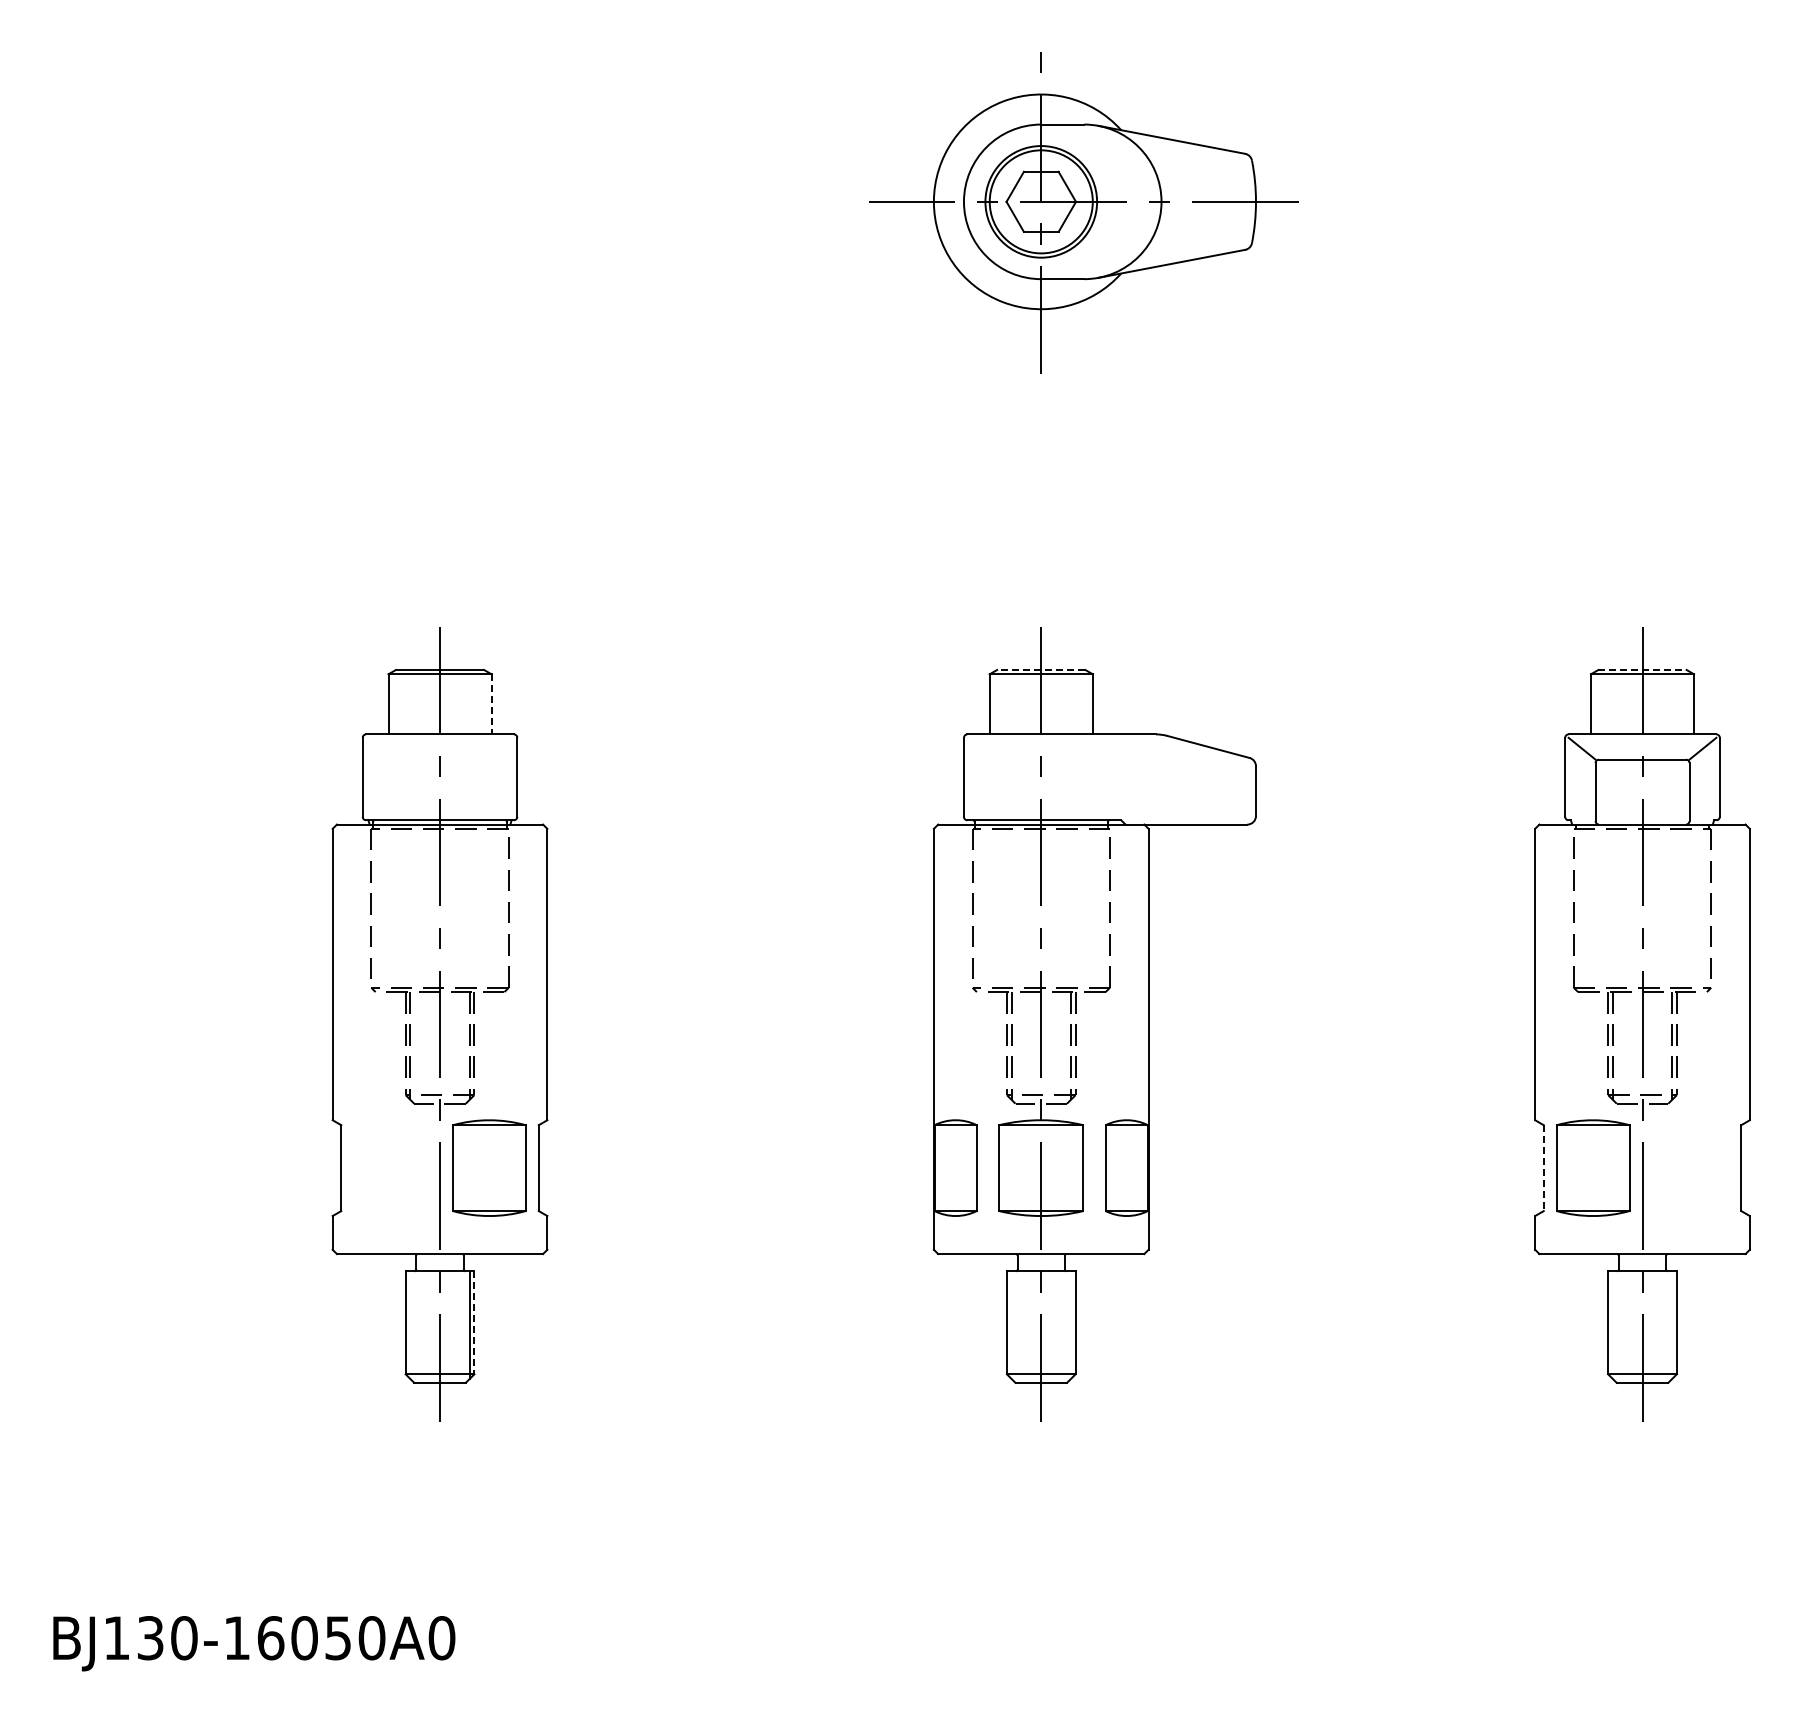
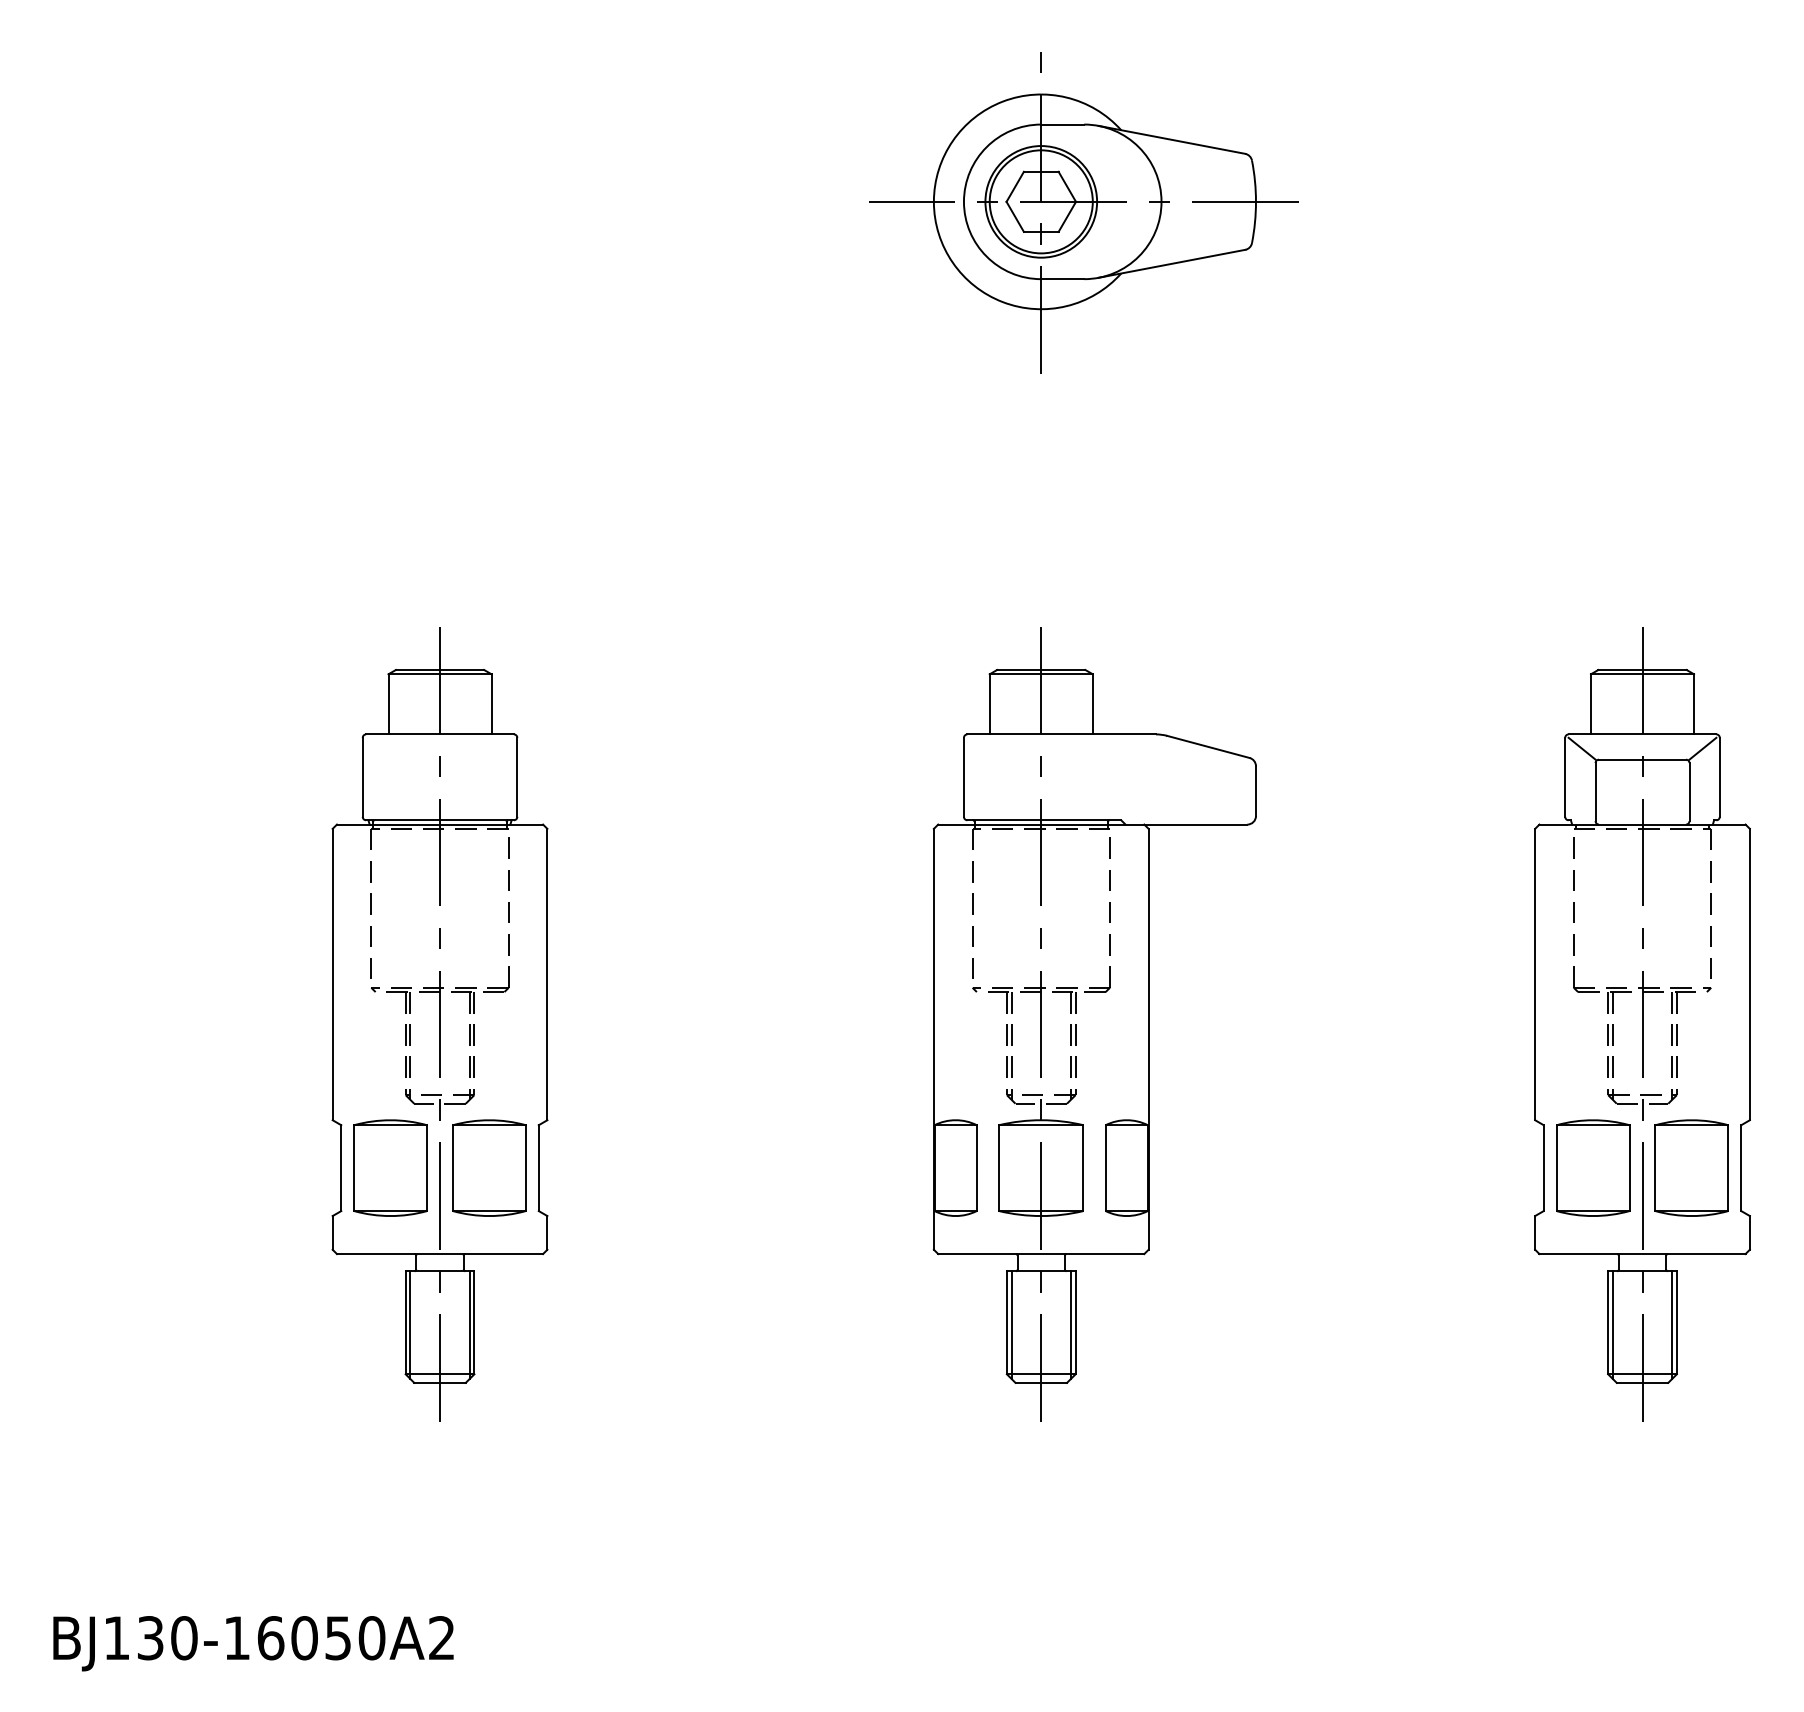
line: dashed -> solid (1040, 669)
line: dashed -> solid (1643, 669)
line: dashed -> solid (491, 704)
part: none -> present (390, 1167)
part: none -> present (1691, 1167)
line: dashed -> solid (1543, 1168)
line: dashed -> solid (474, 1322)
line: none -> present (410, 1325)
line: none -> present (1011, 1325)
line: none -> present (1070, 1325)
line: none -> present (1612, 1325)
line: none -> present (1672, 1325)
text: BJ130-16050A0 -> BJ130-16050A2 (441, 1638)
